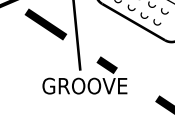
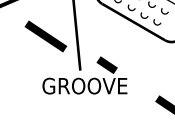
line position: (45, 24) -> (45, 36) (45, 36)
